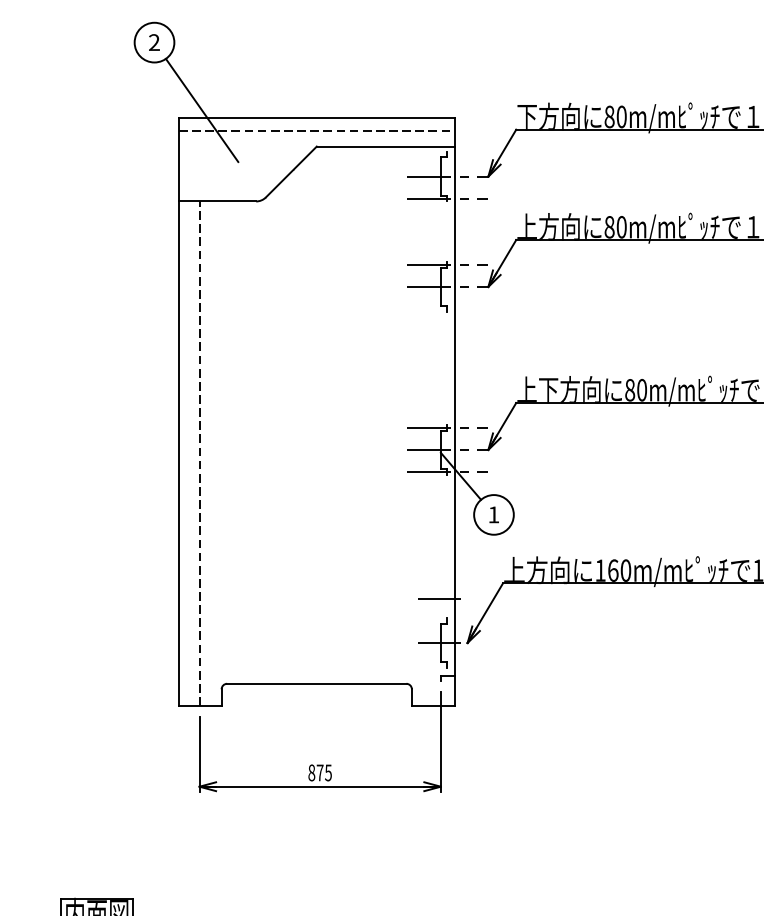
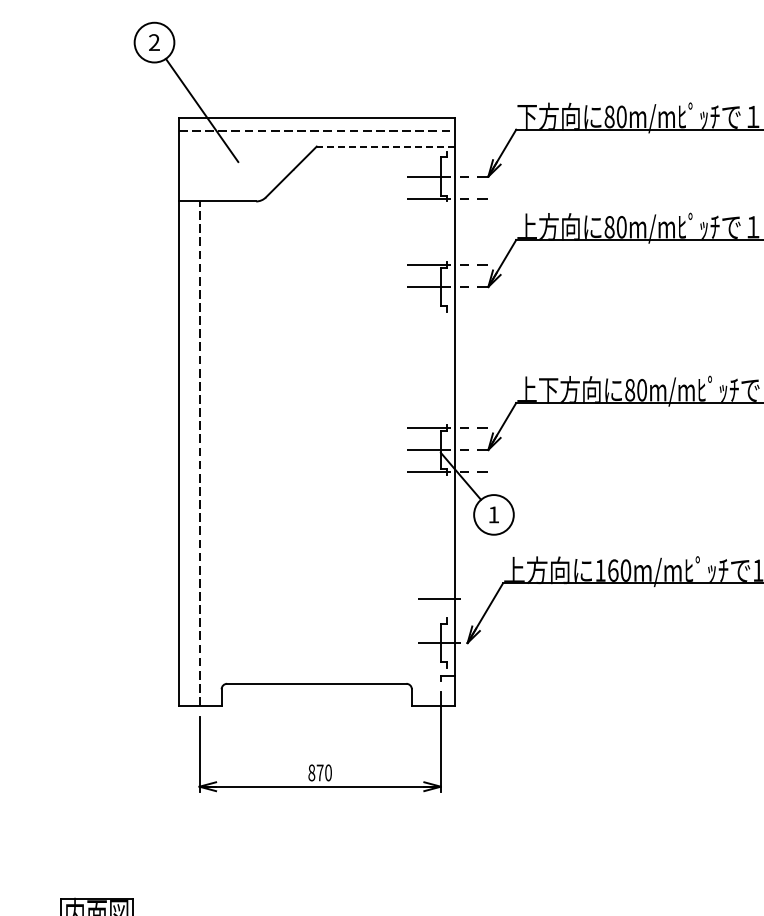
line: solid -> dashed (385, 146)
text: 875 -> 870 (328, 772)
